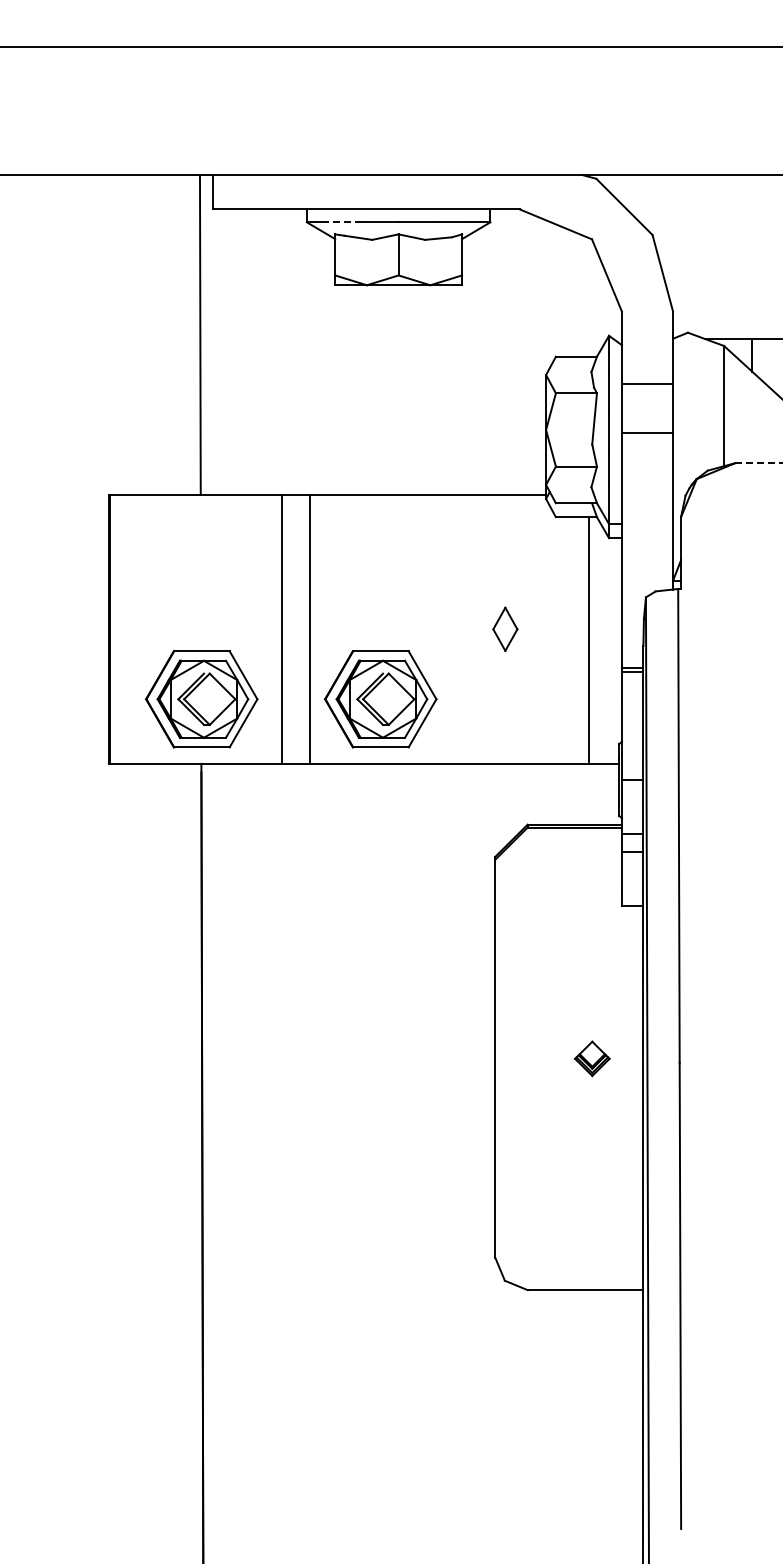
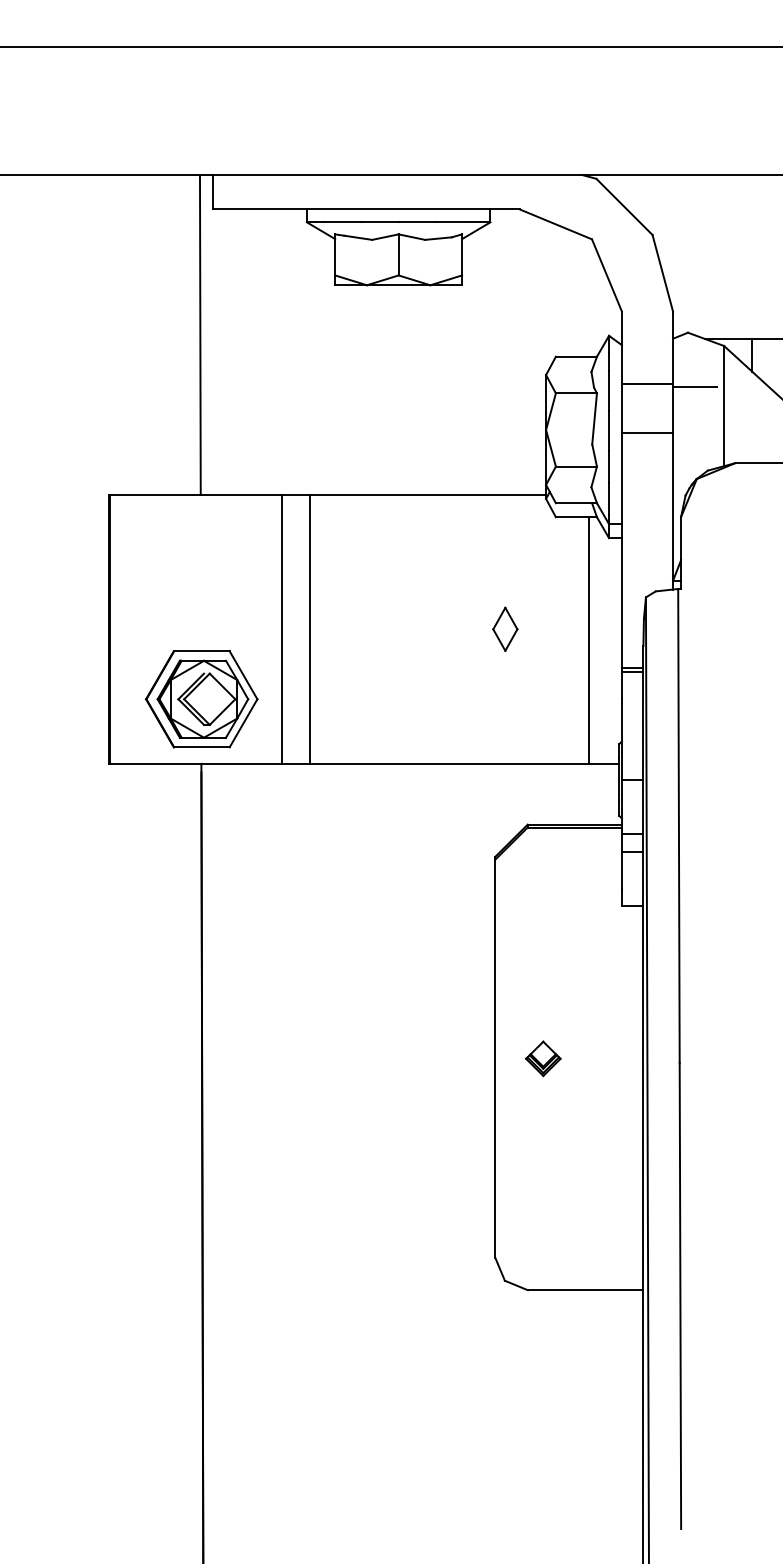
line: dashed -> solid (342, 222)
line: none -> present (694, 387)
line: dashed -> solid (758, 463)
part: present -> none (380, 699)
part position: (592, 1058) -> (543, 1058) (543, 1058)
